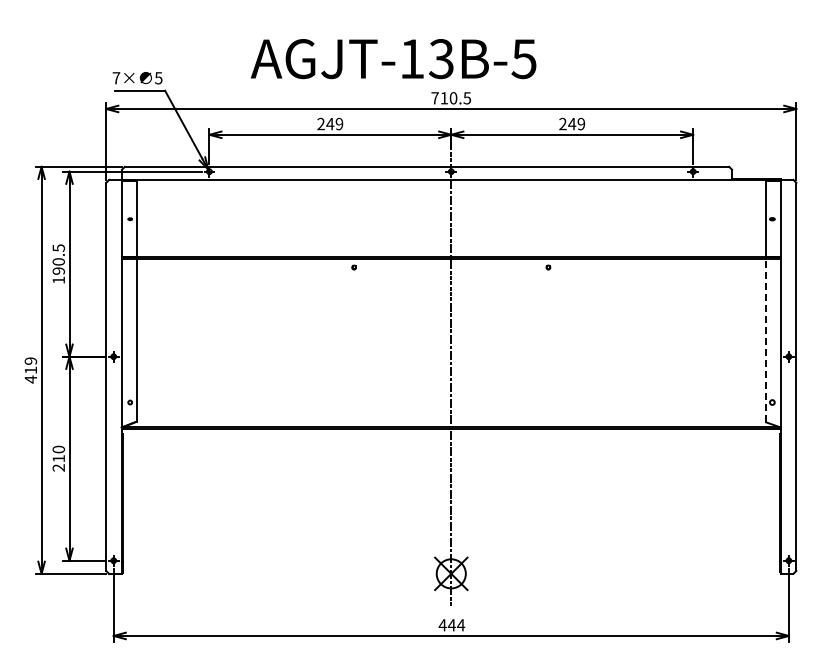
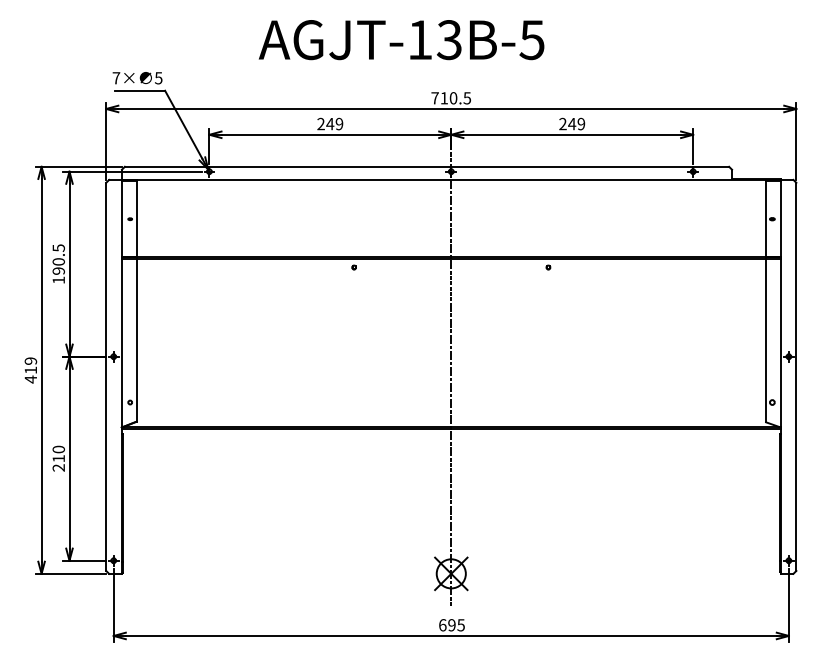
text position: (393, 59) -> (401, 40) (401, 40)
line: dashed -> solid (766, 340)
text: 444 -> 695 (451, 625)
